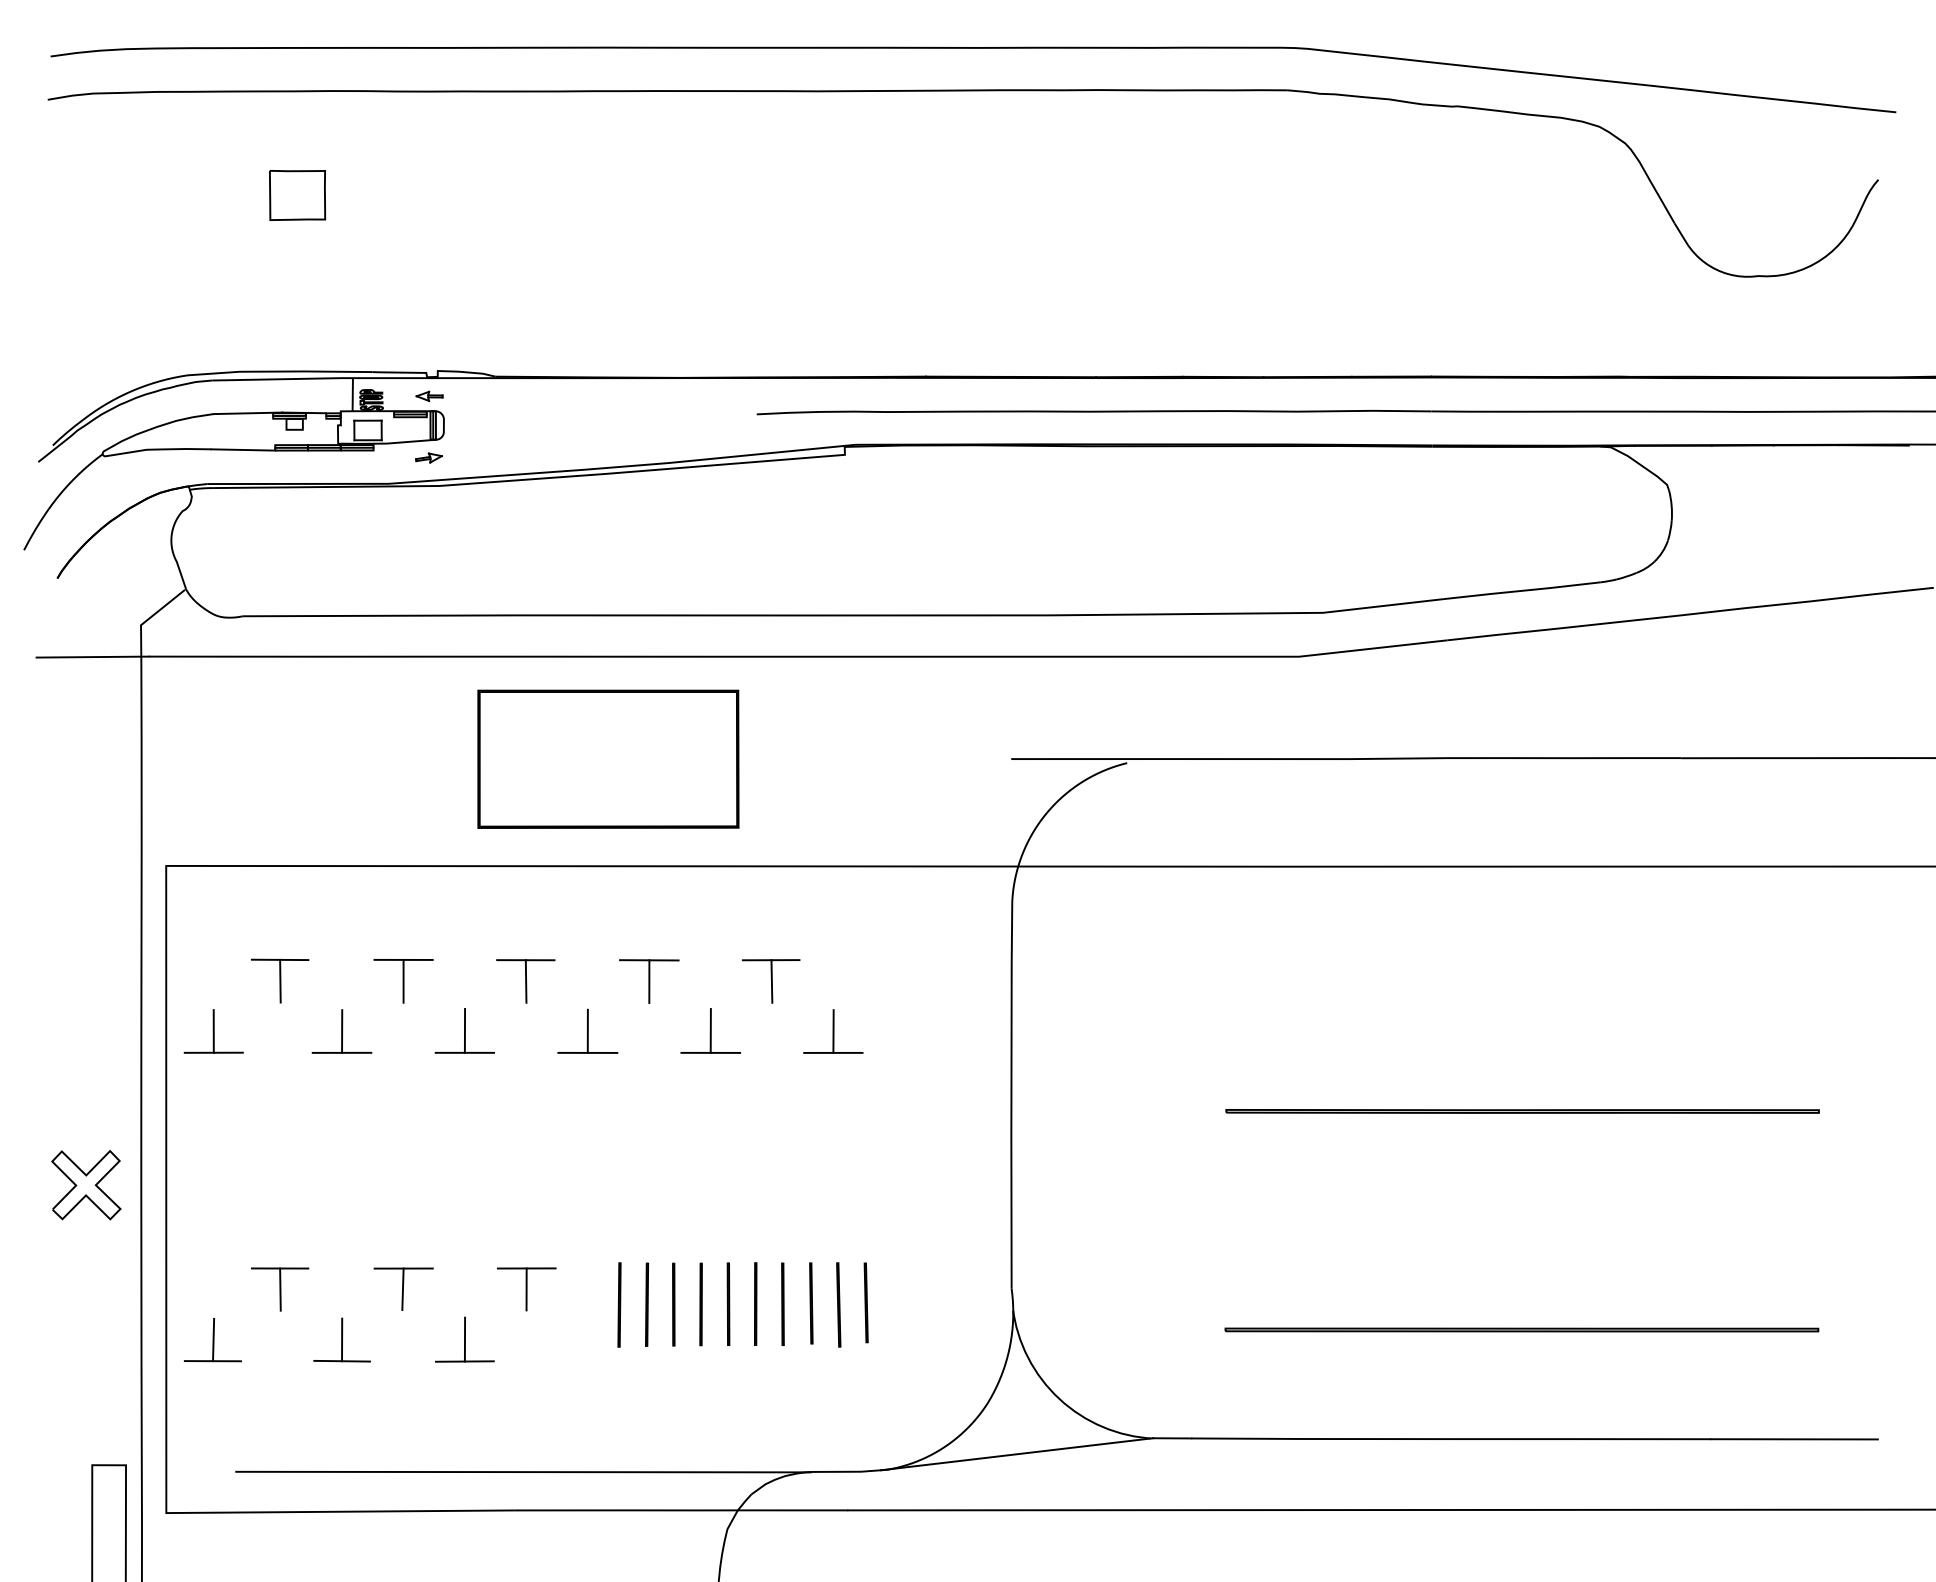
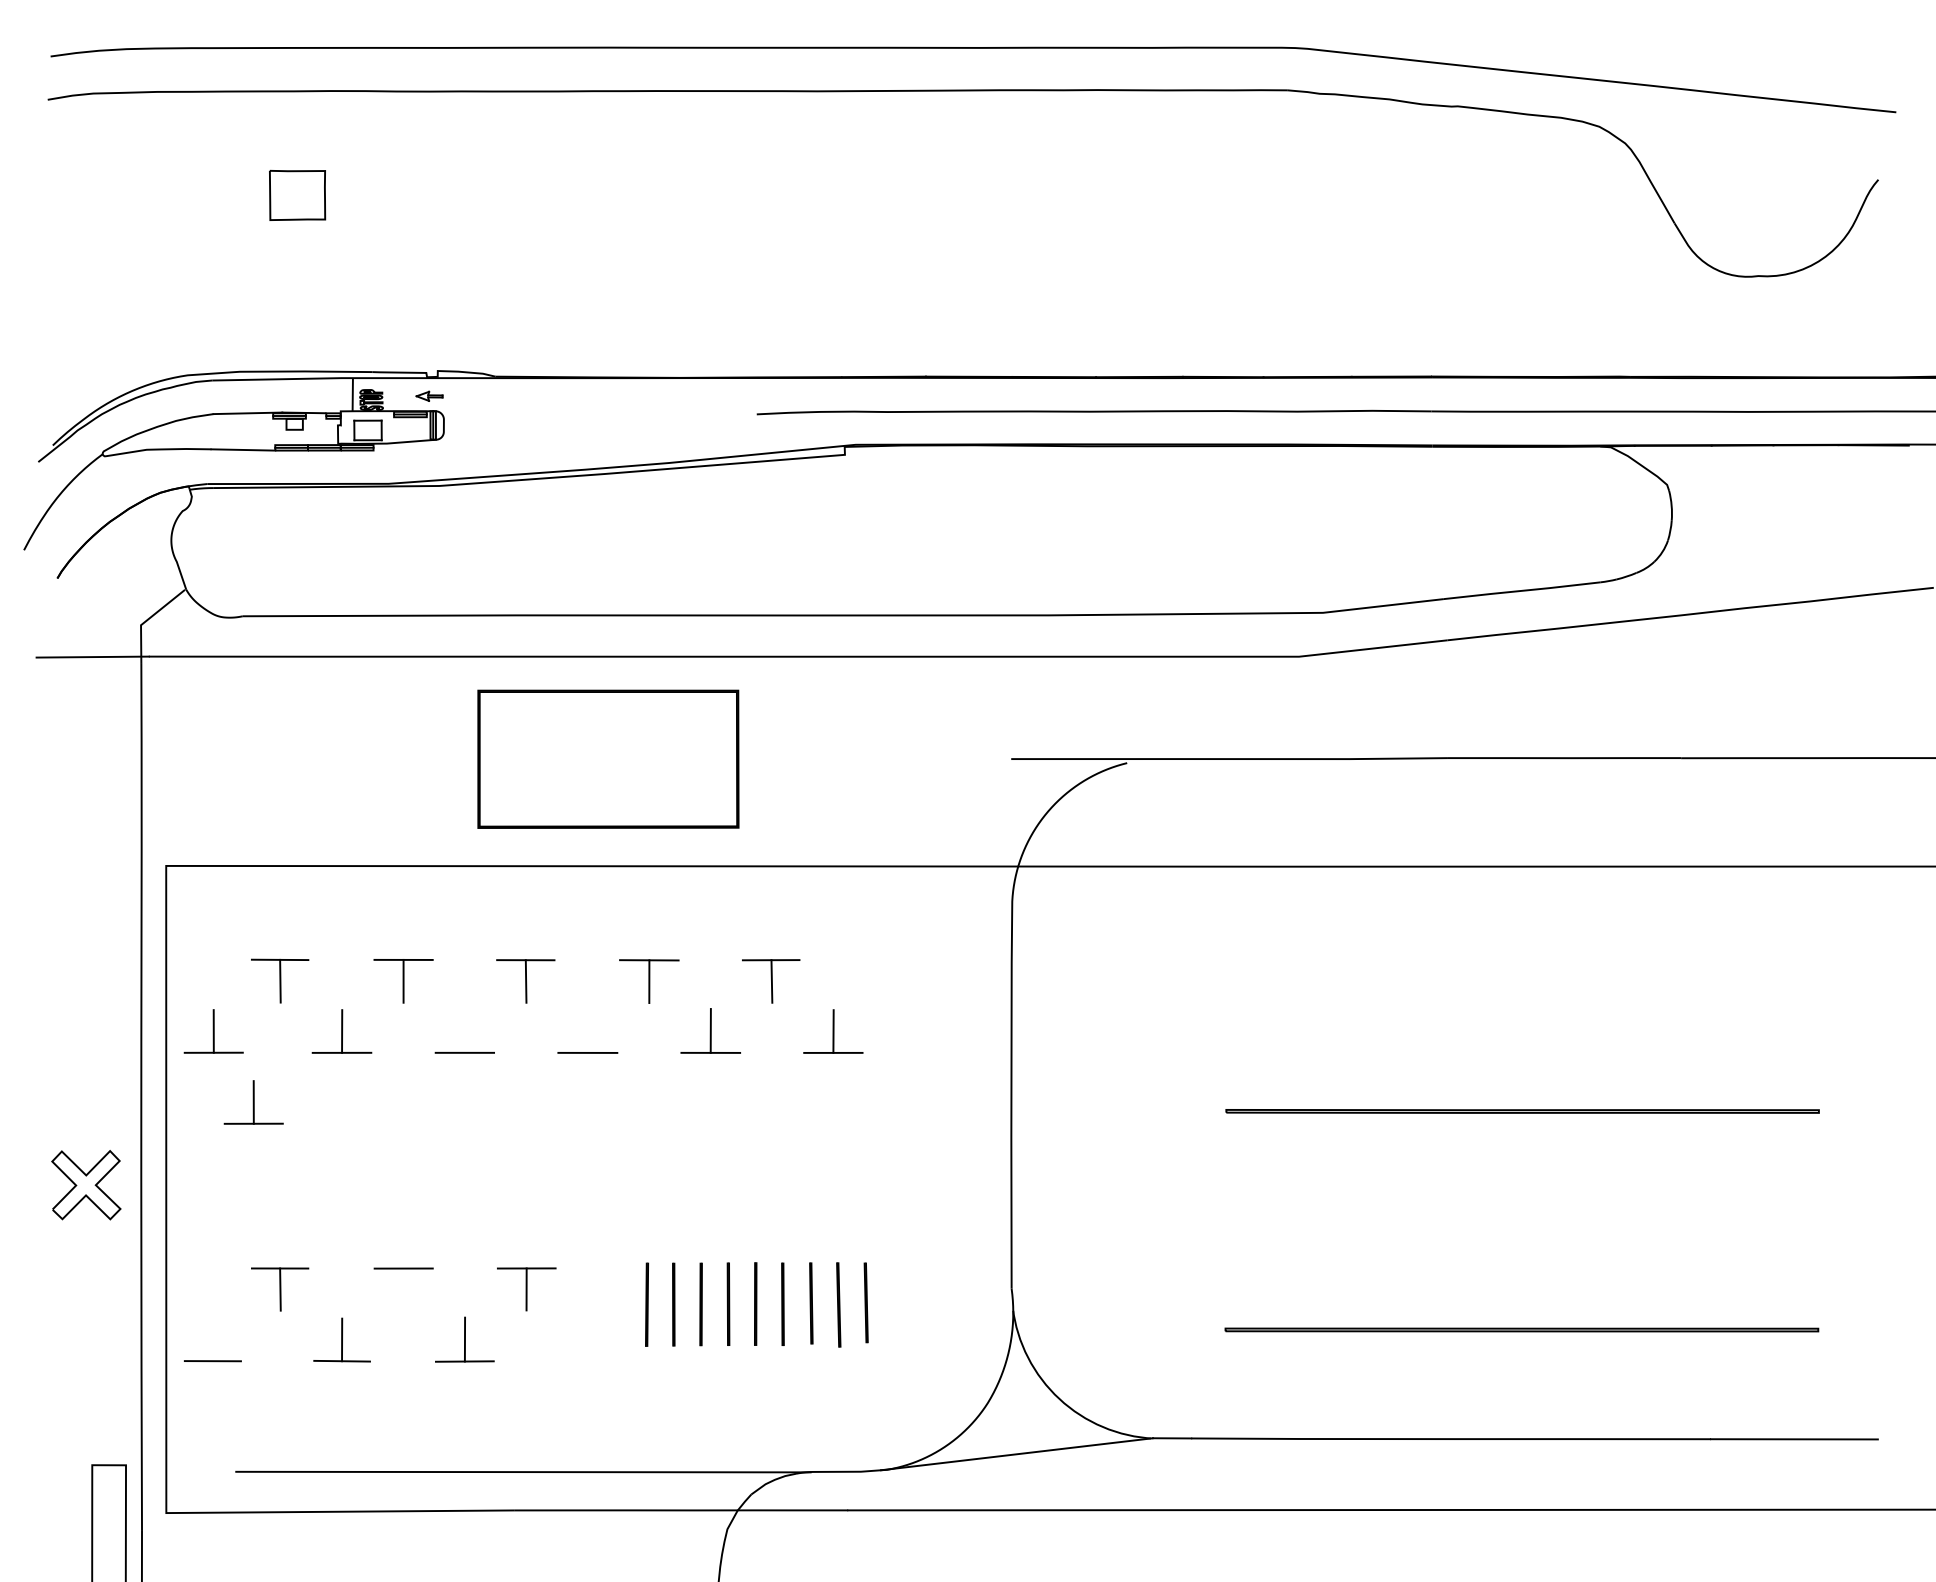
part: present -> none (428, 457)
line: present -> none (464, 1030)
line: present -> none (587, 1030)
part: none -> present (253, 1102)
line: present -> none (402, 1288)
line: present -> none (619, 1304)
line: present -> none (213, 1339)
